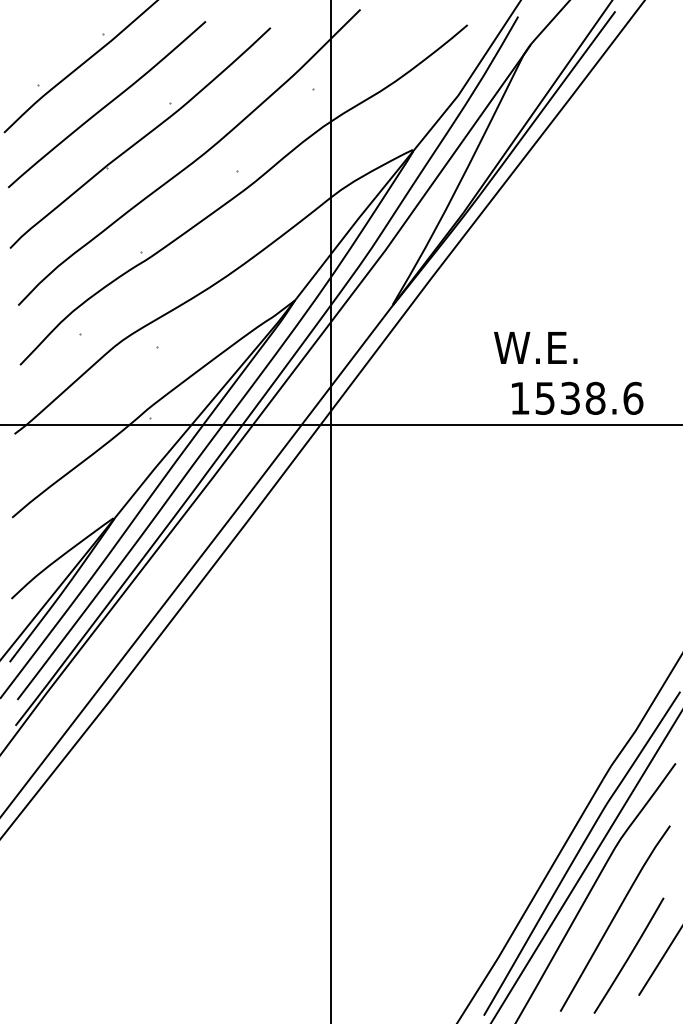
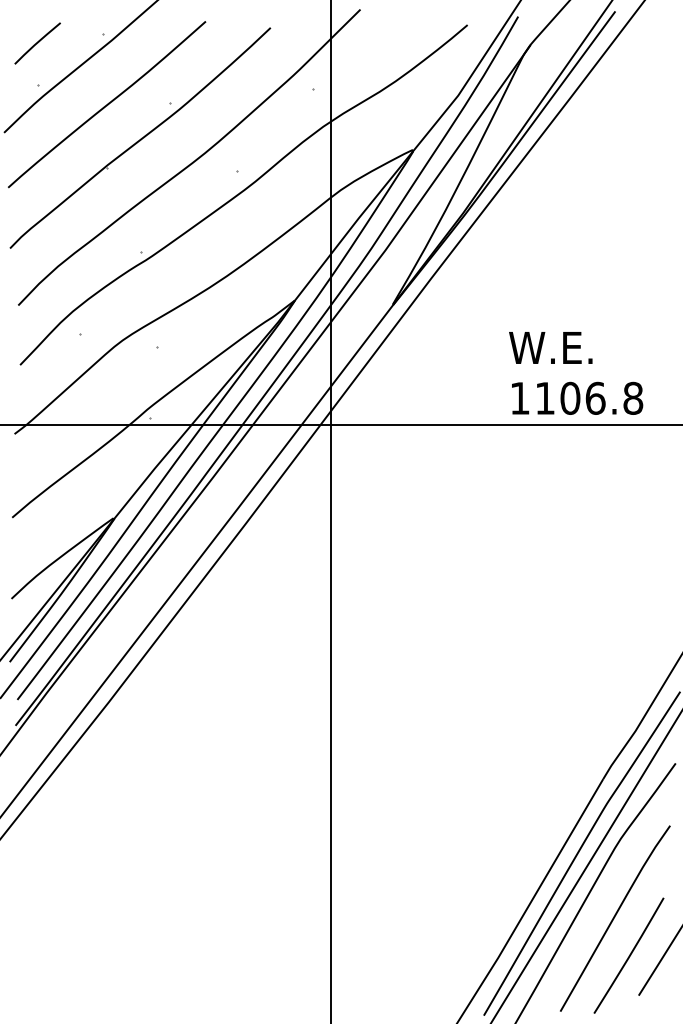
line: none -> present (37, 43)
text position: (535, 347) -> (550, 347) (550, 347)
text: 1538.6 -> 1106.8 (589, 397)
